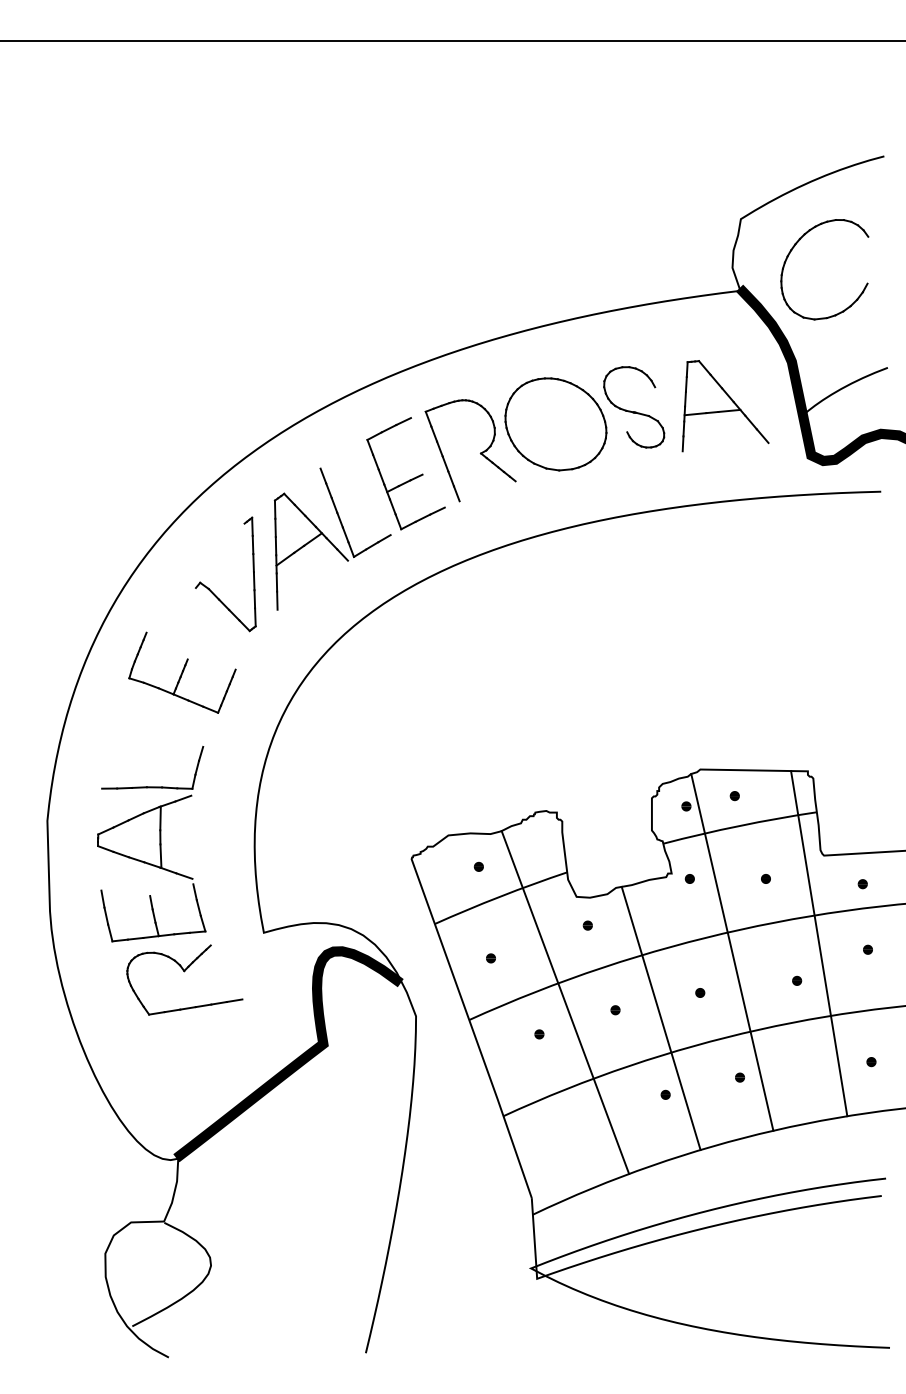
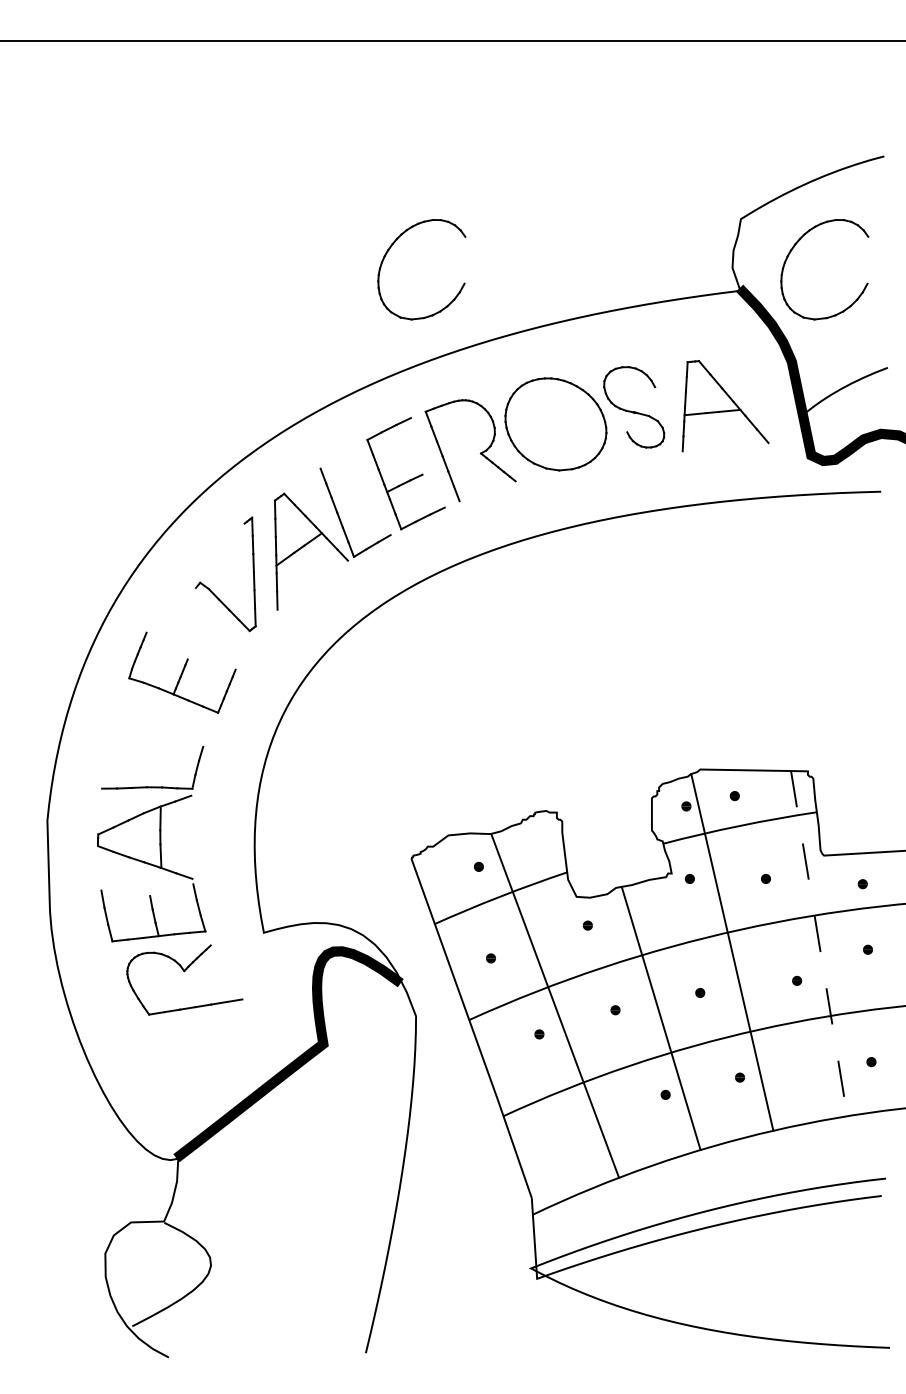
part: none -> present (391, 247)
line: solid -> dashed (819, 943)
line position: (565, 1002) -> (555, 1006) (555, 1006)
